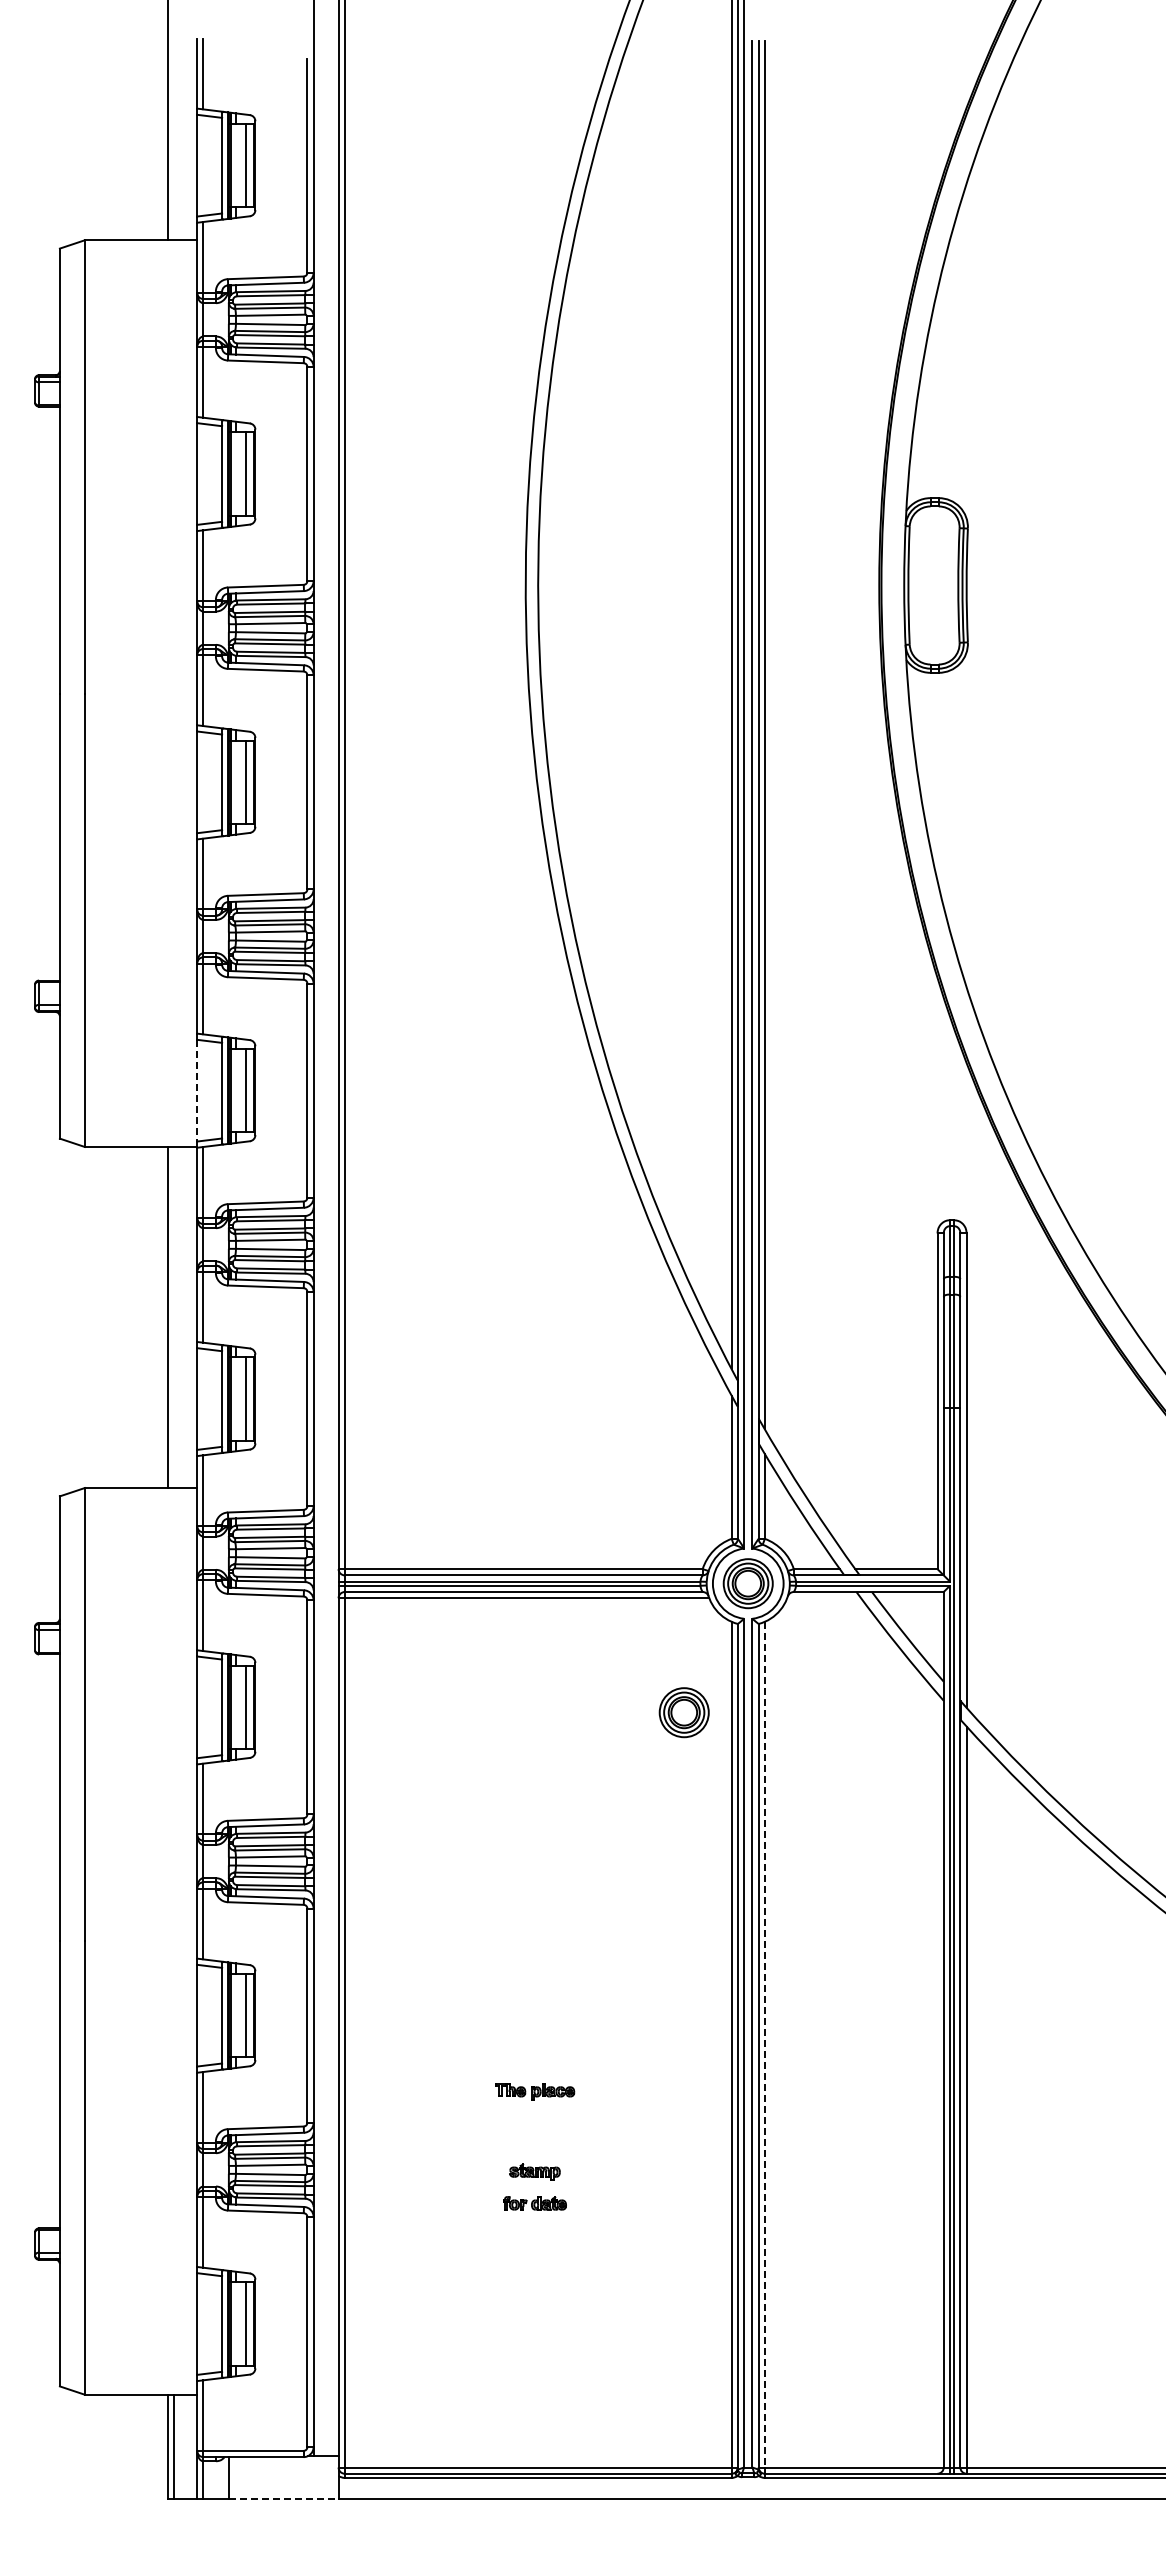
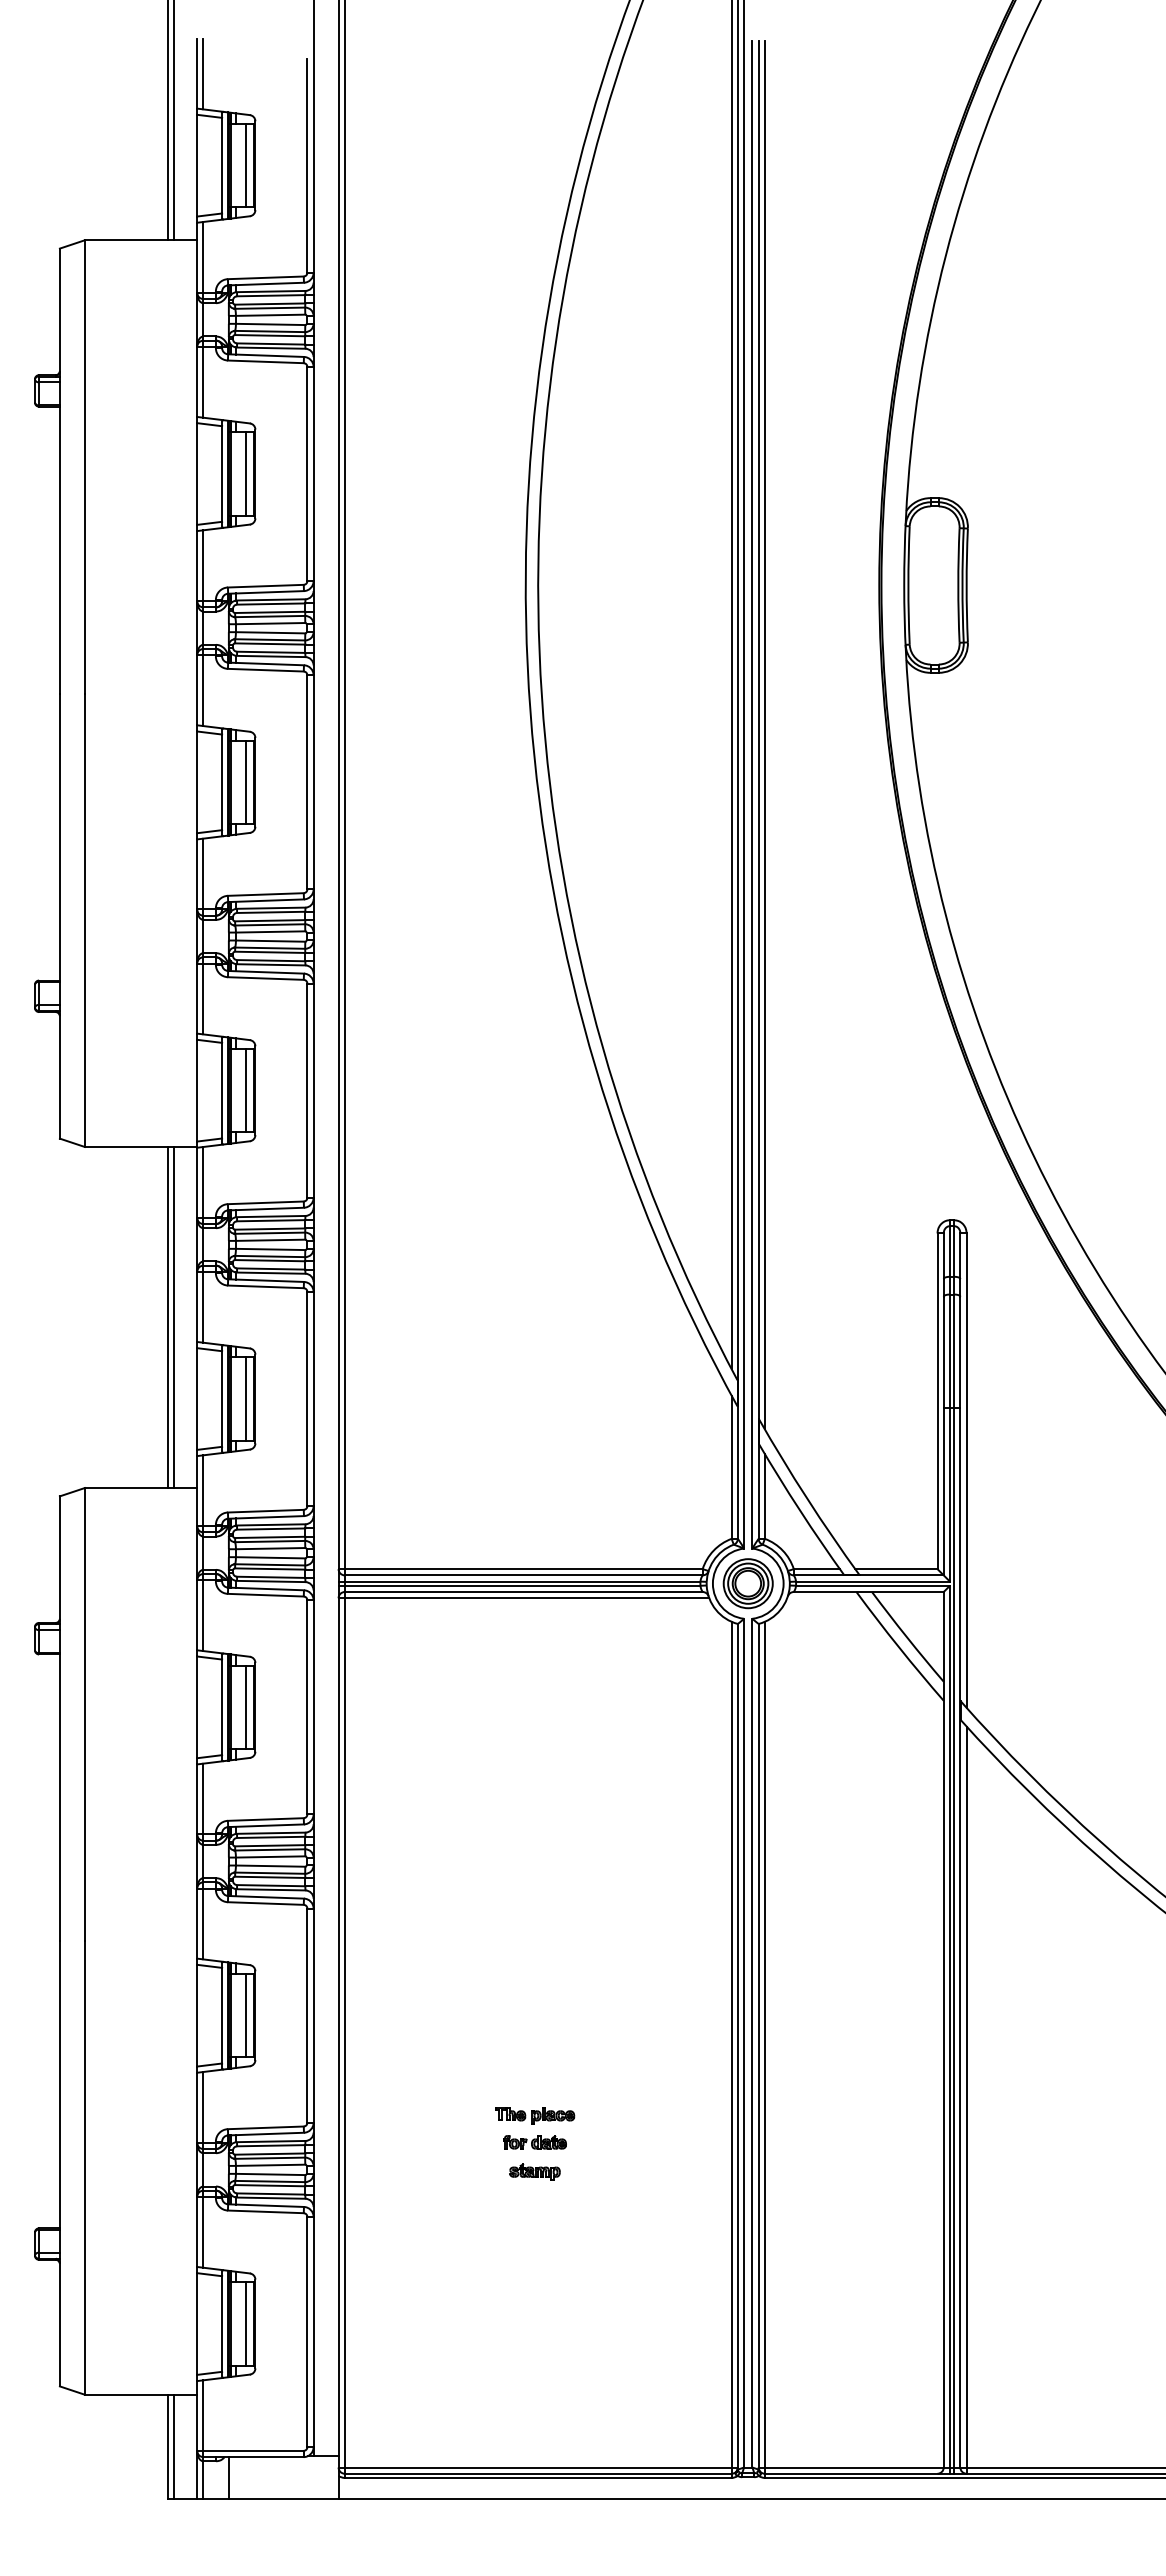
line: none -> present (174, 121)
line: dashed -> solid (197, 1090)
line: none -> present (174, 1317)
part: present -> none (683, 1712)
line: dashed -> solid (764, 2044)
part position: (535, 2091) -> (535, 2115) (535, 2115)
part position: (534, 2203) -> (534, 2142) (534, 2142)
line: dashed -> solid (283, 2498)
